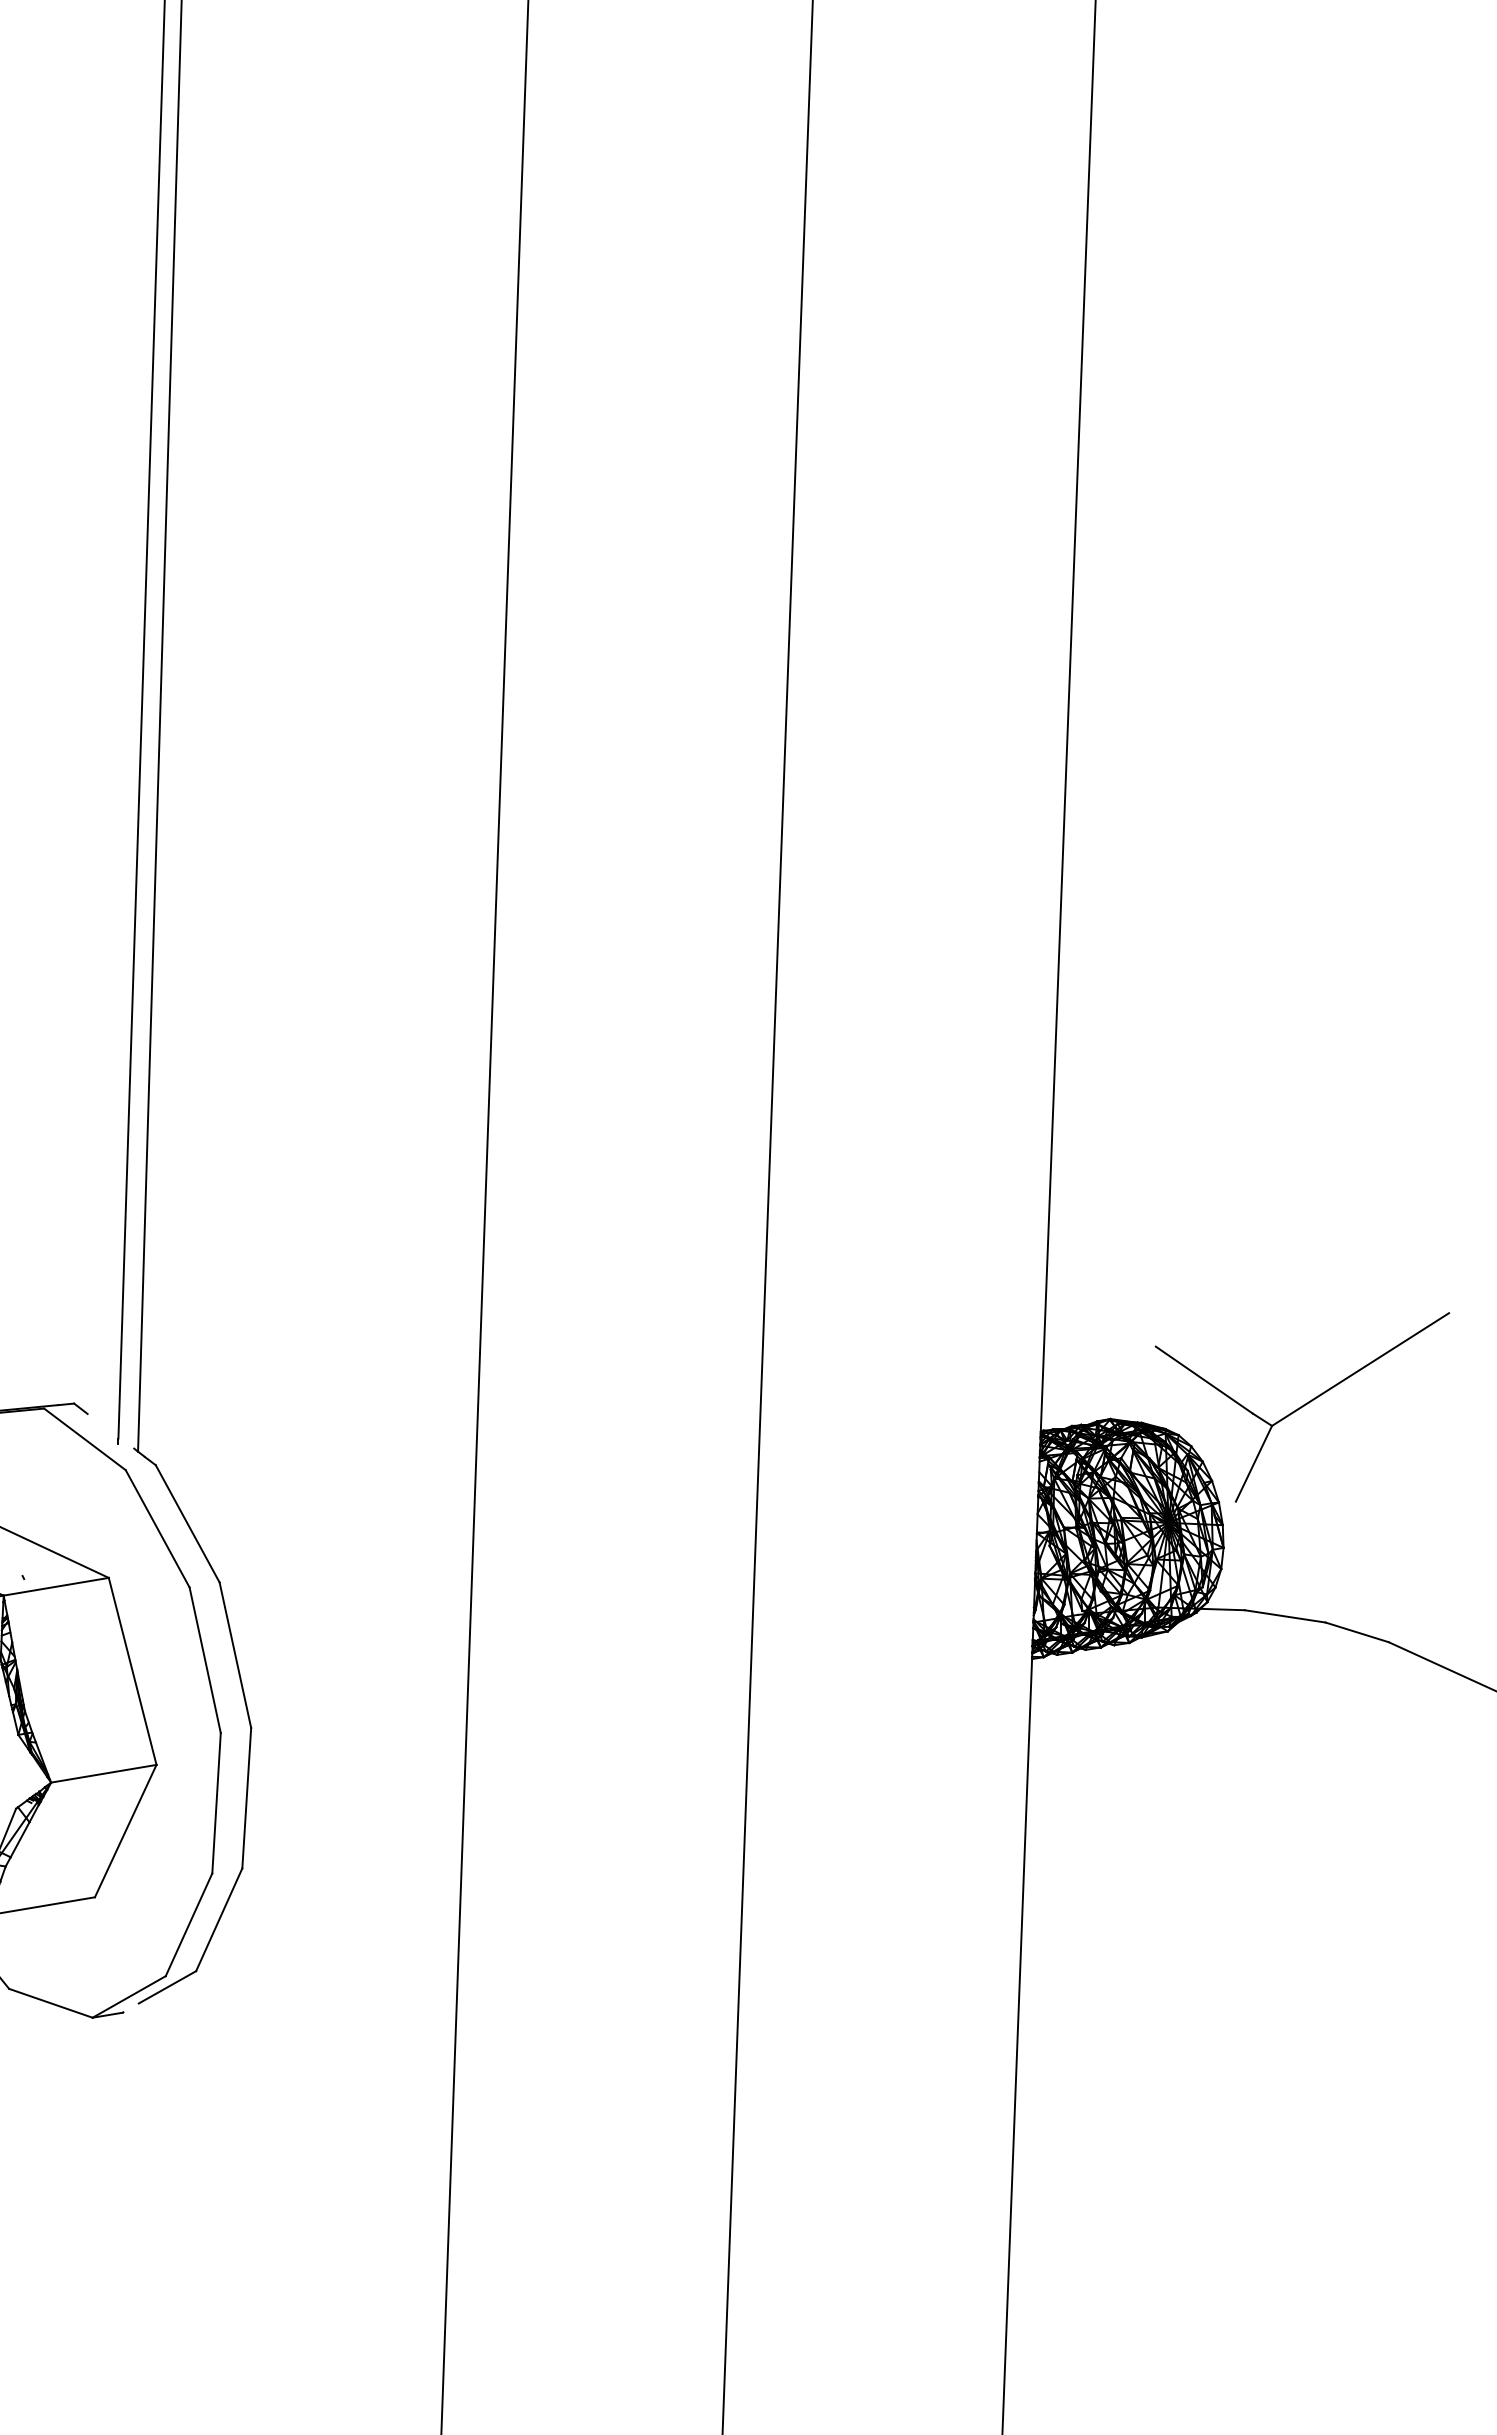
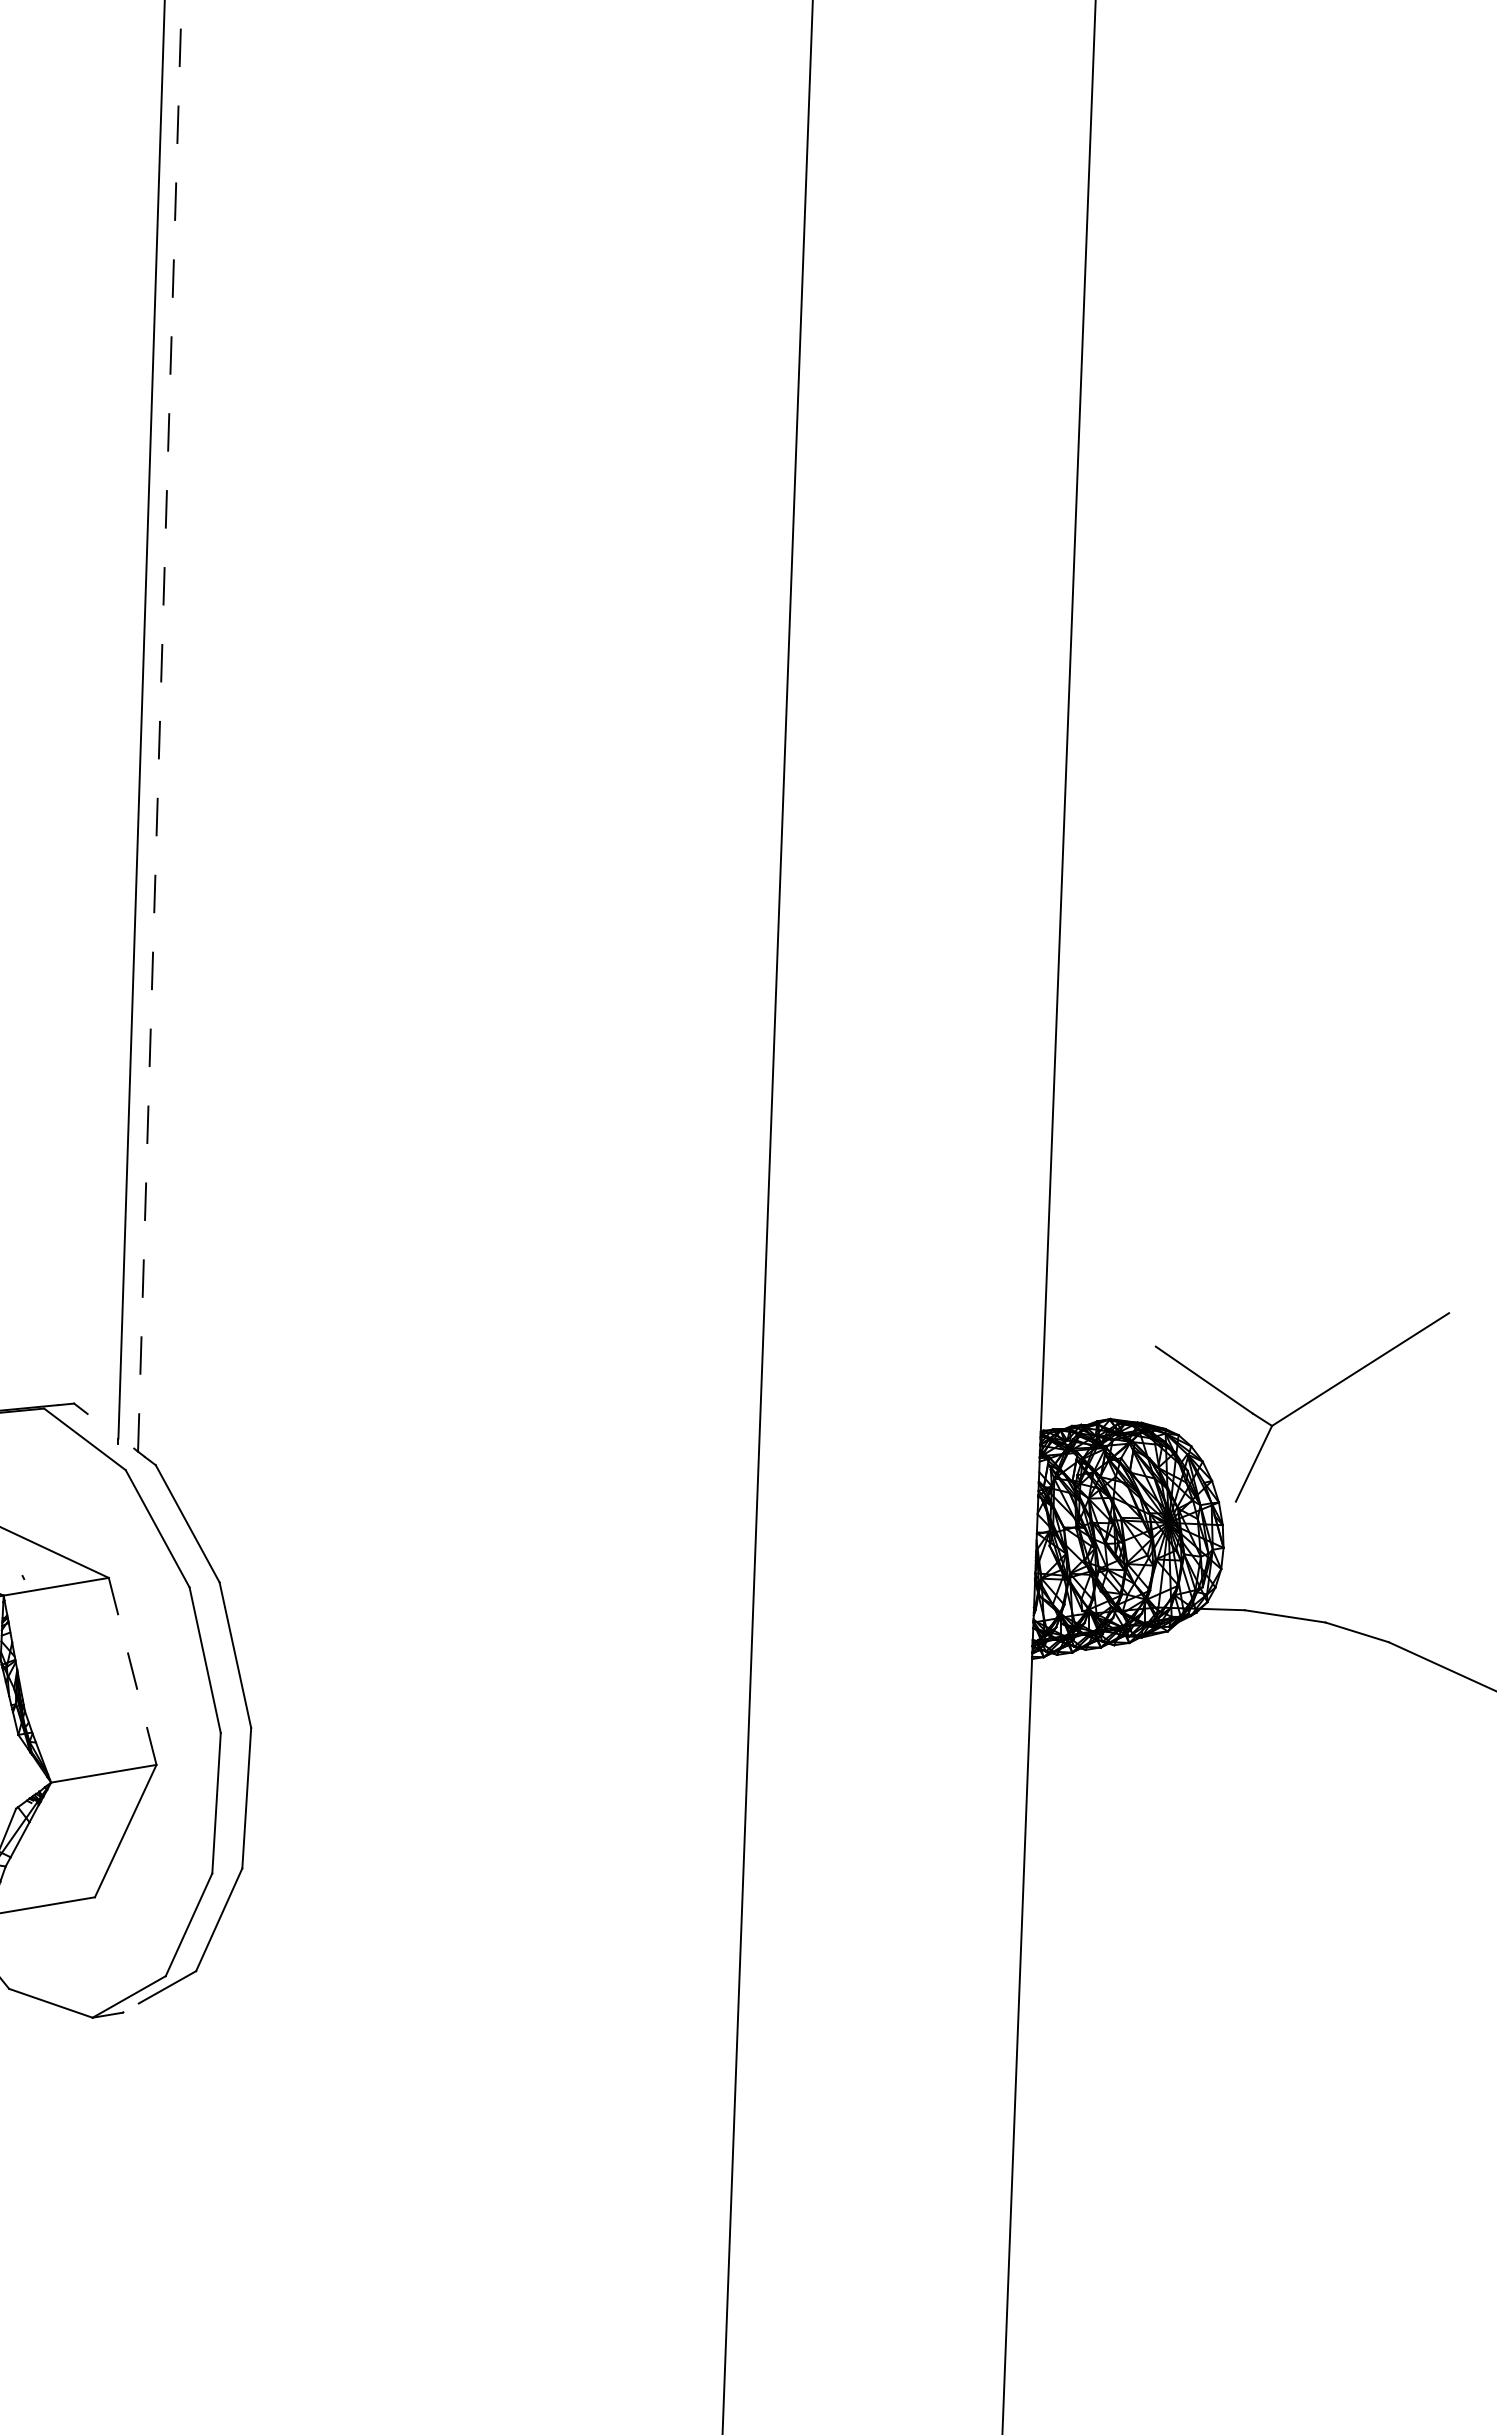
line: solid -> dashed (159, 726)
line: present -> none (484, 1216)
line: solid -> dashed (132, 1671)
